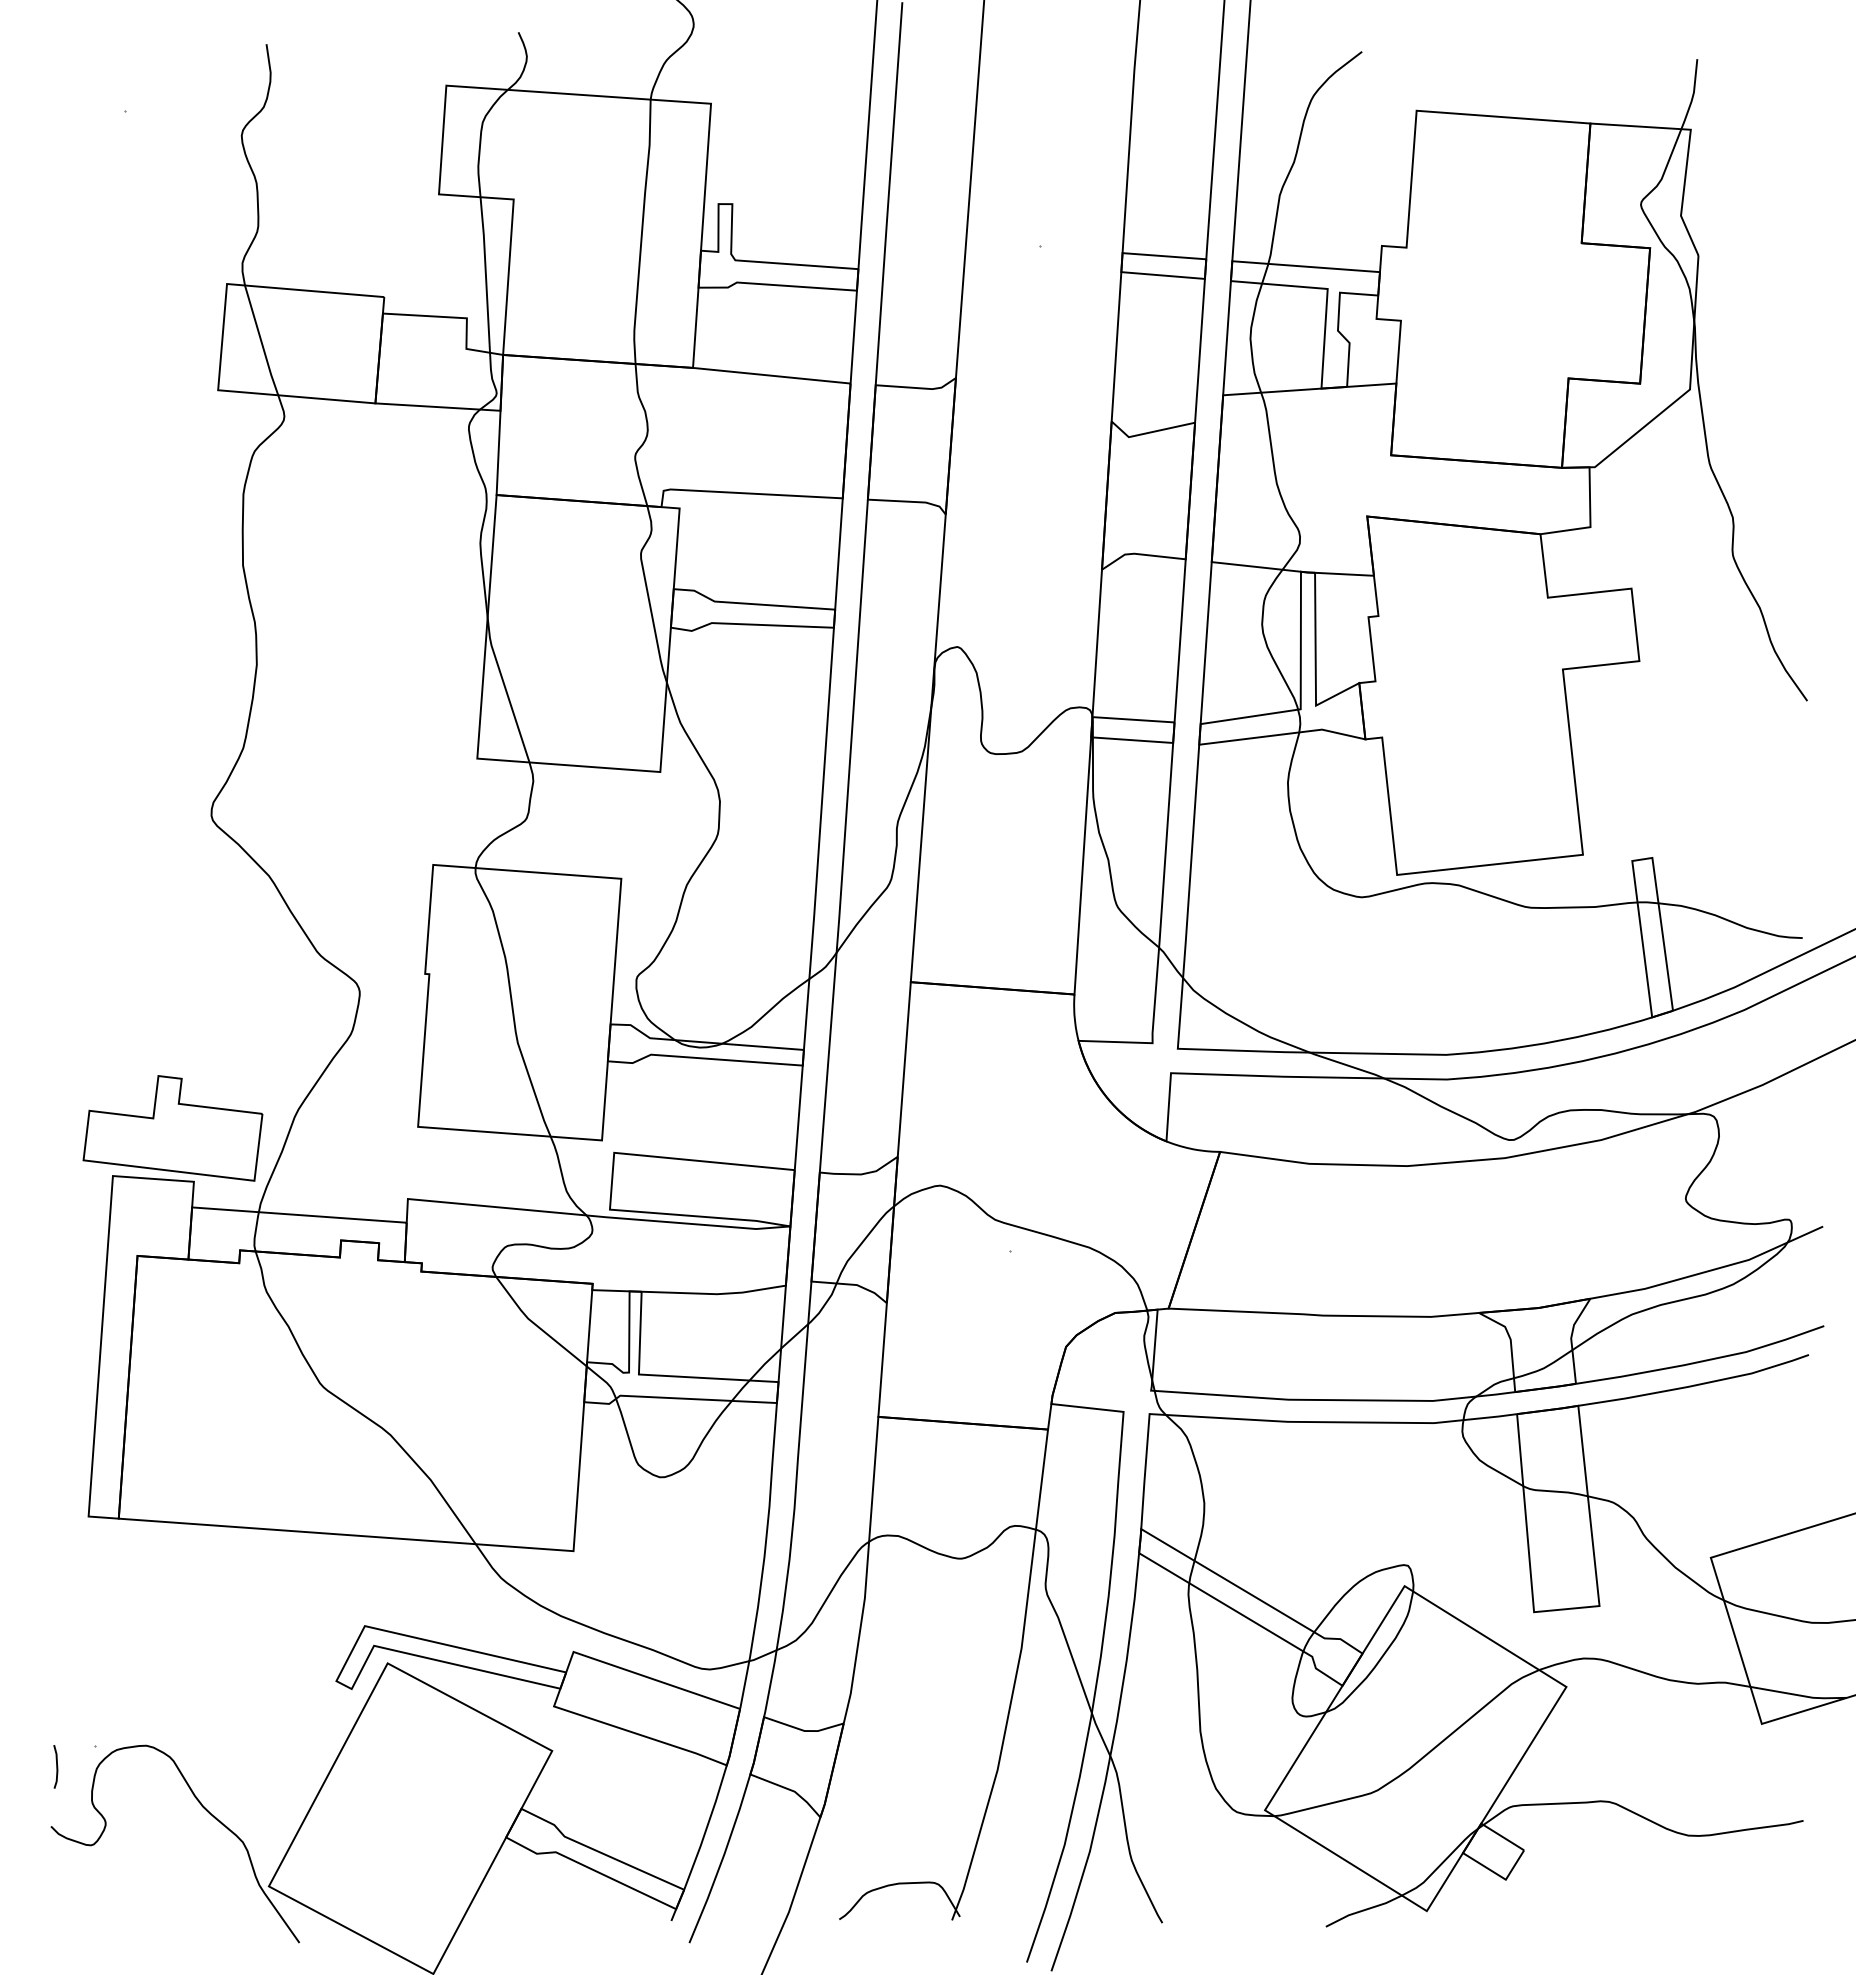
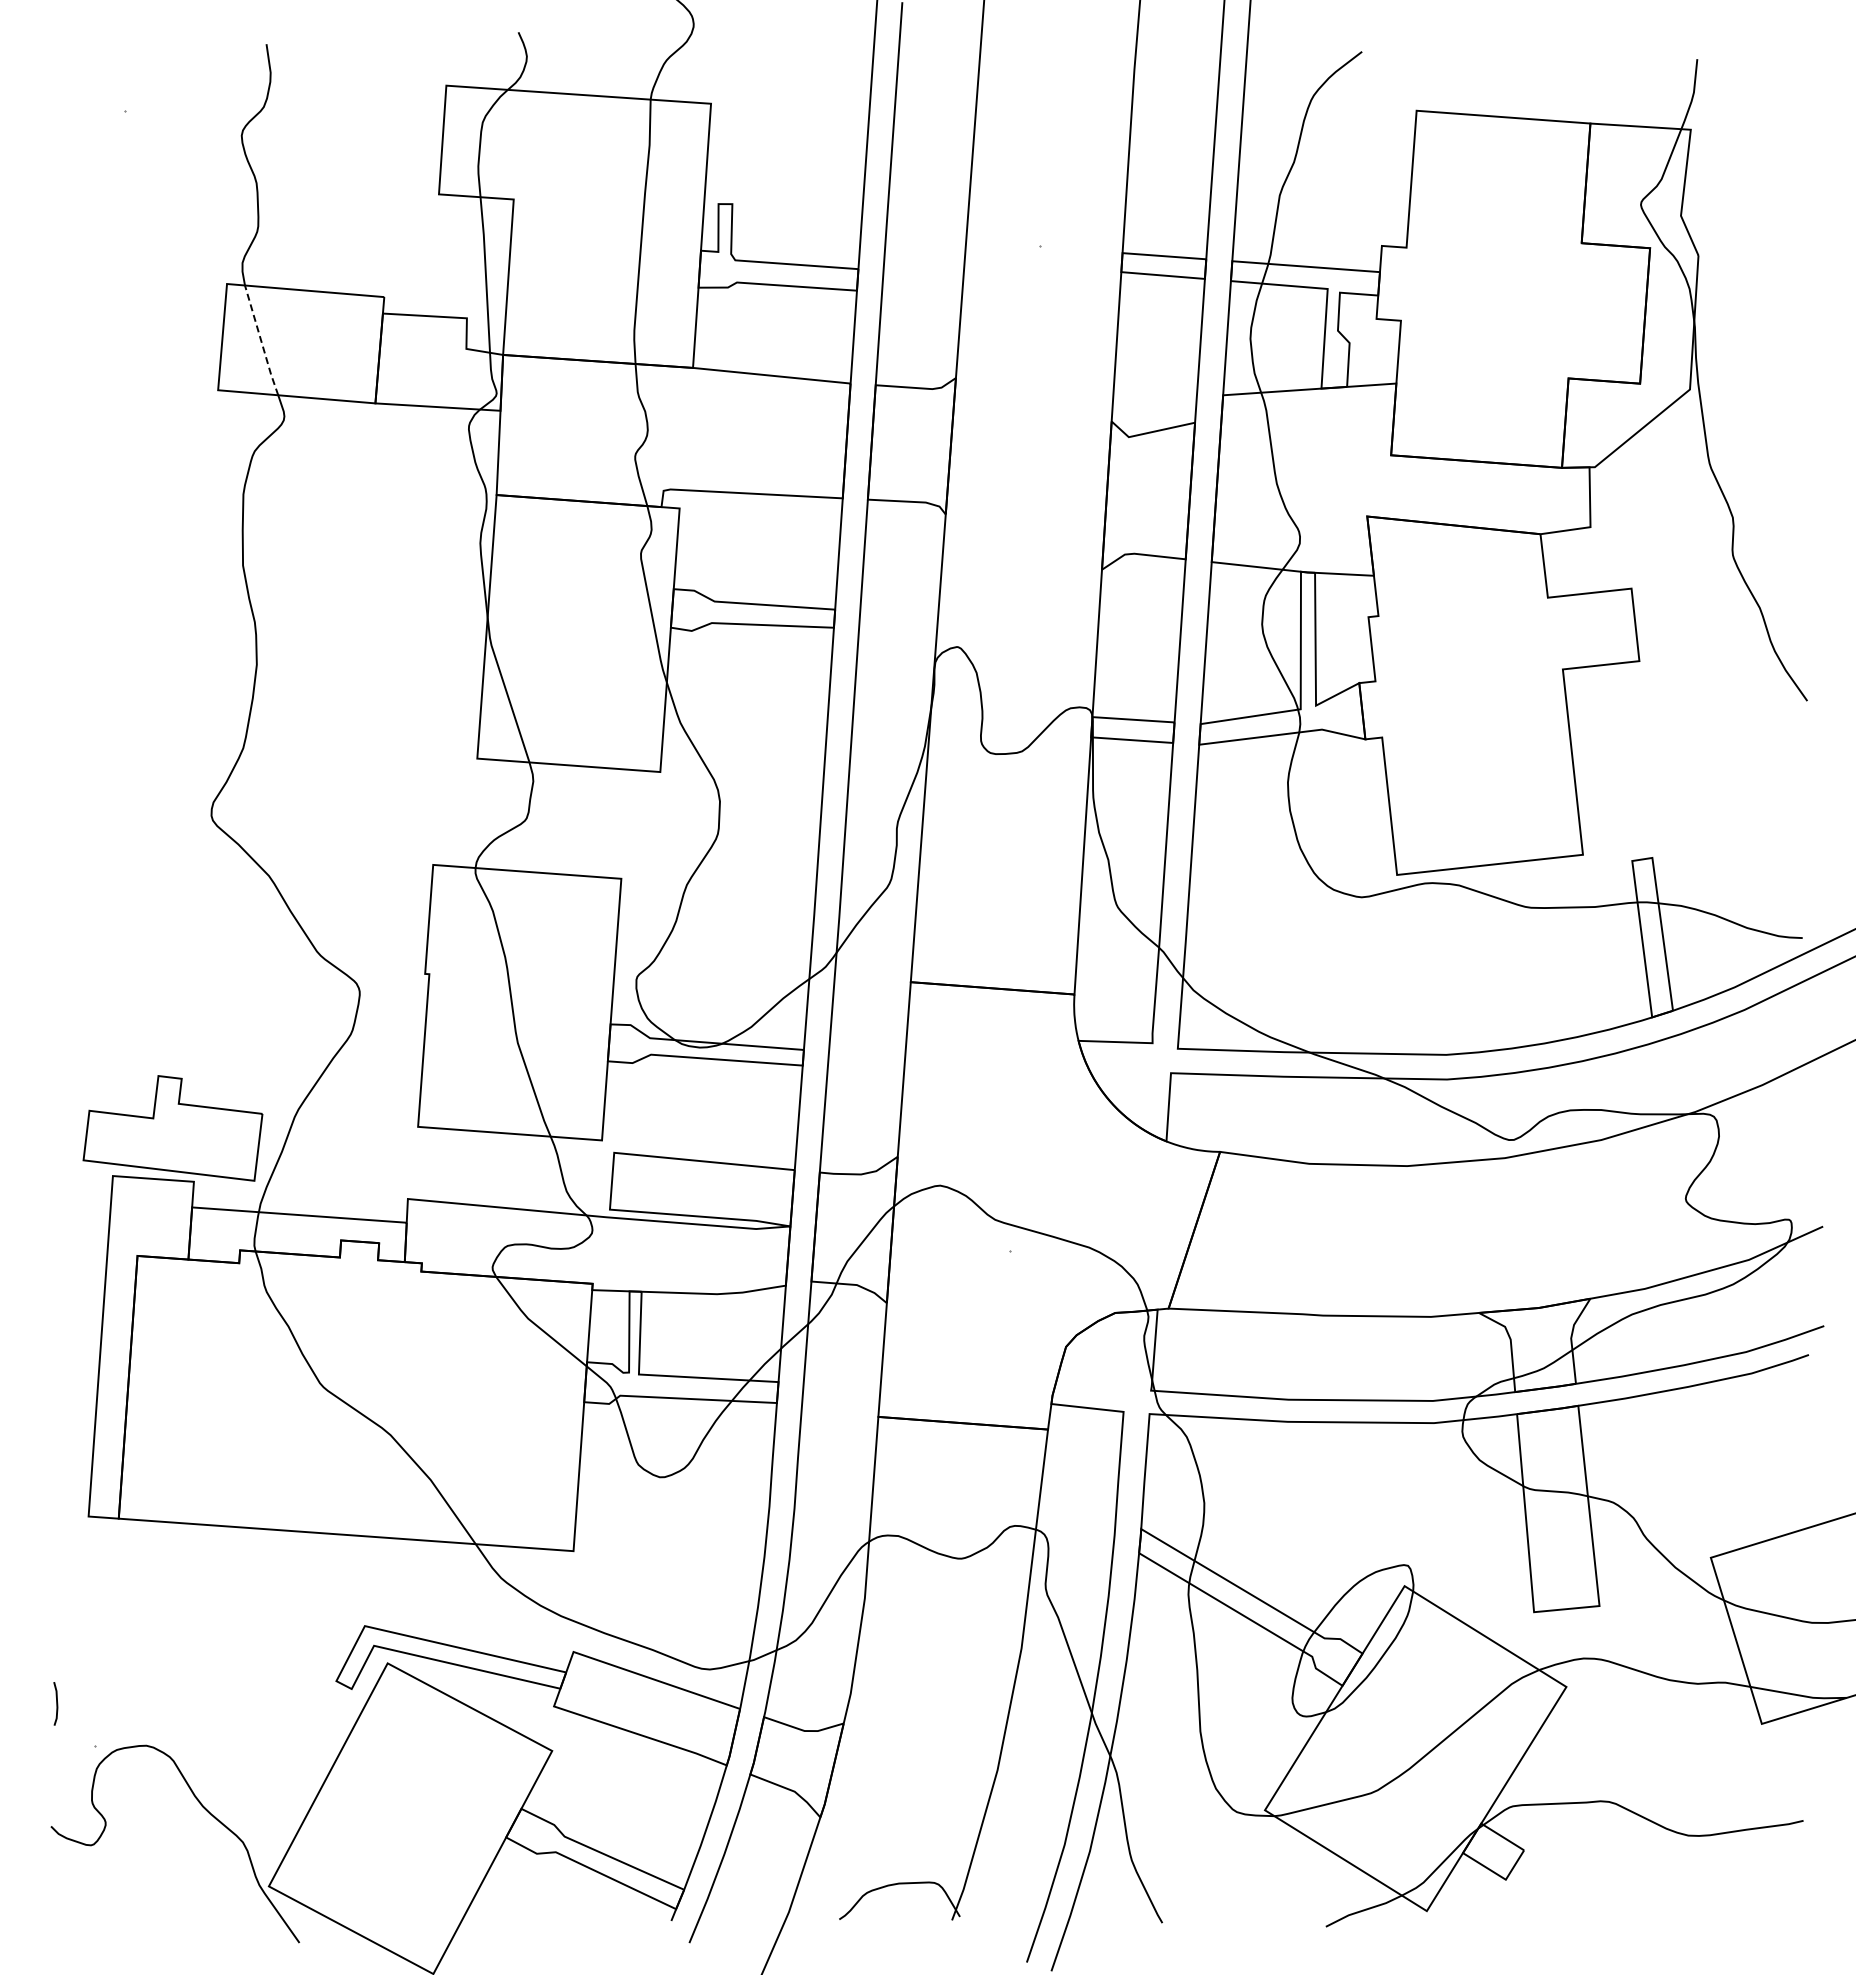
line: solid -> dashed (261, 341)
line position: (56, 1766) -> (56, 1703) (56, 1703)
